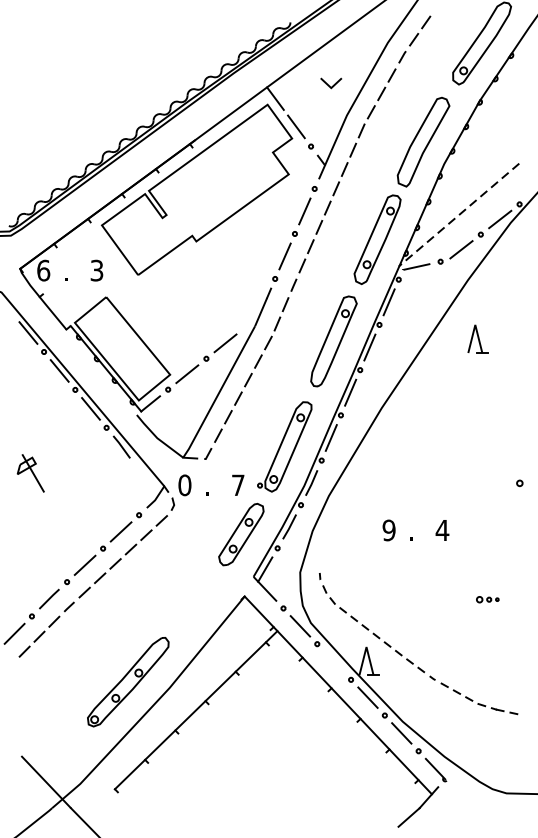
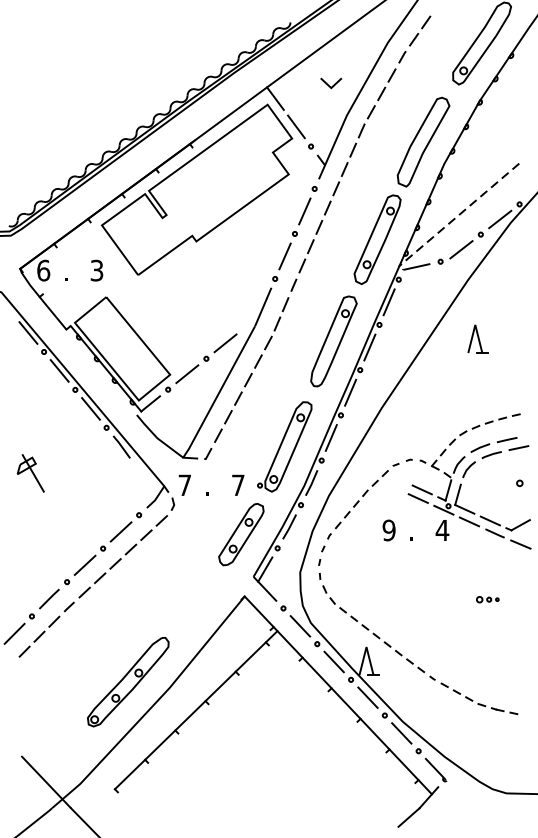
text: 0 -> 7 (184, 485)
part: none -> present (424, 489)
line: none -> present (333, 661)
